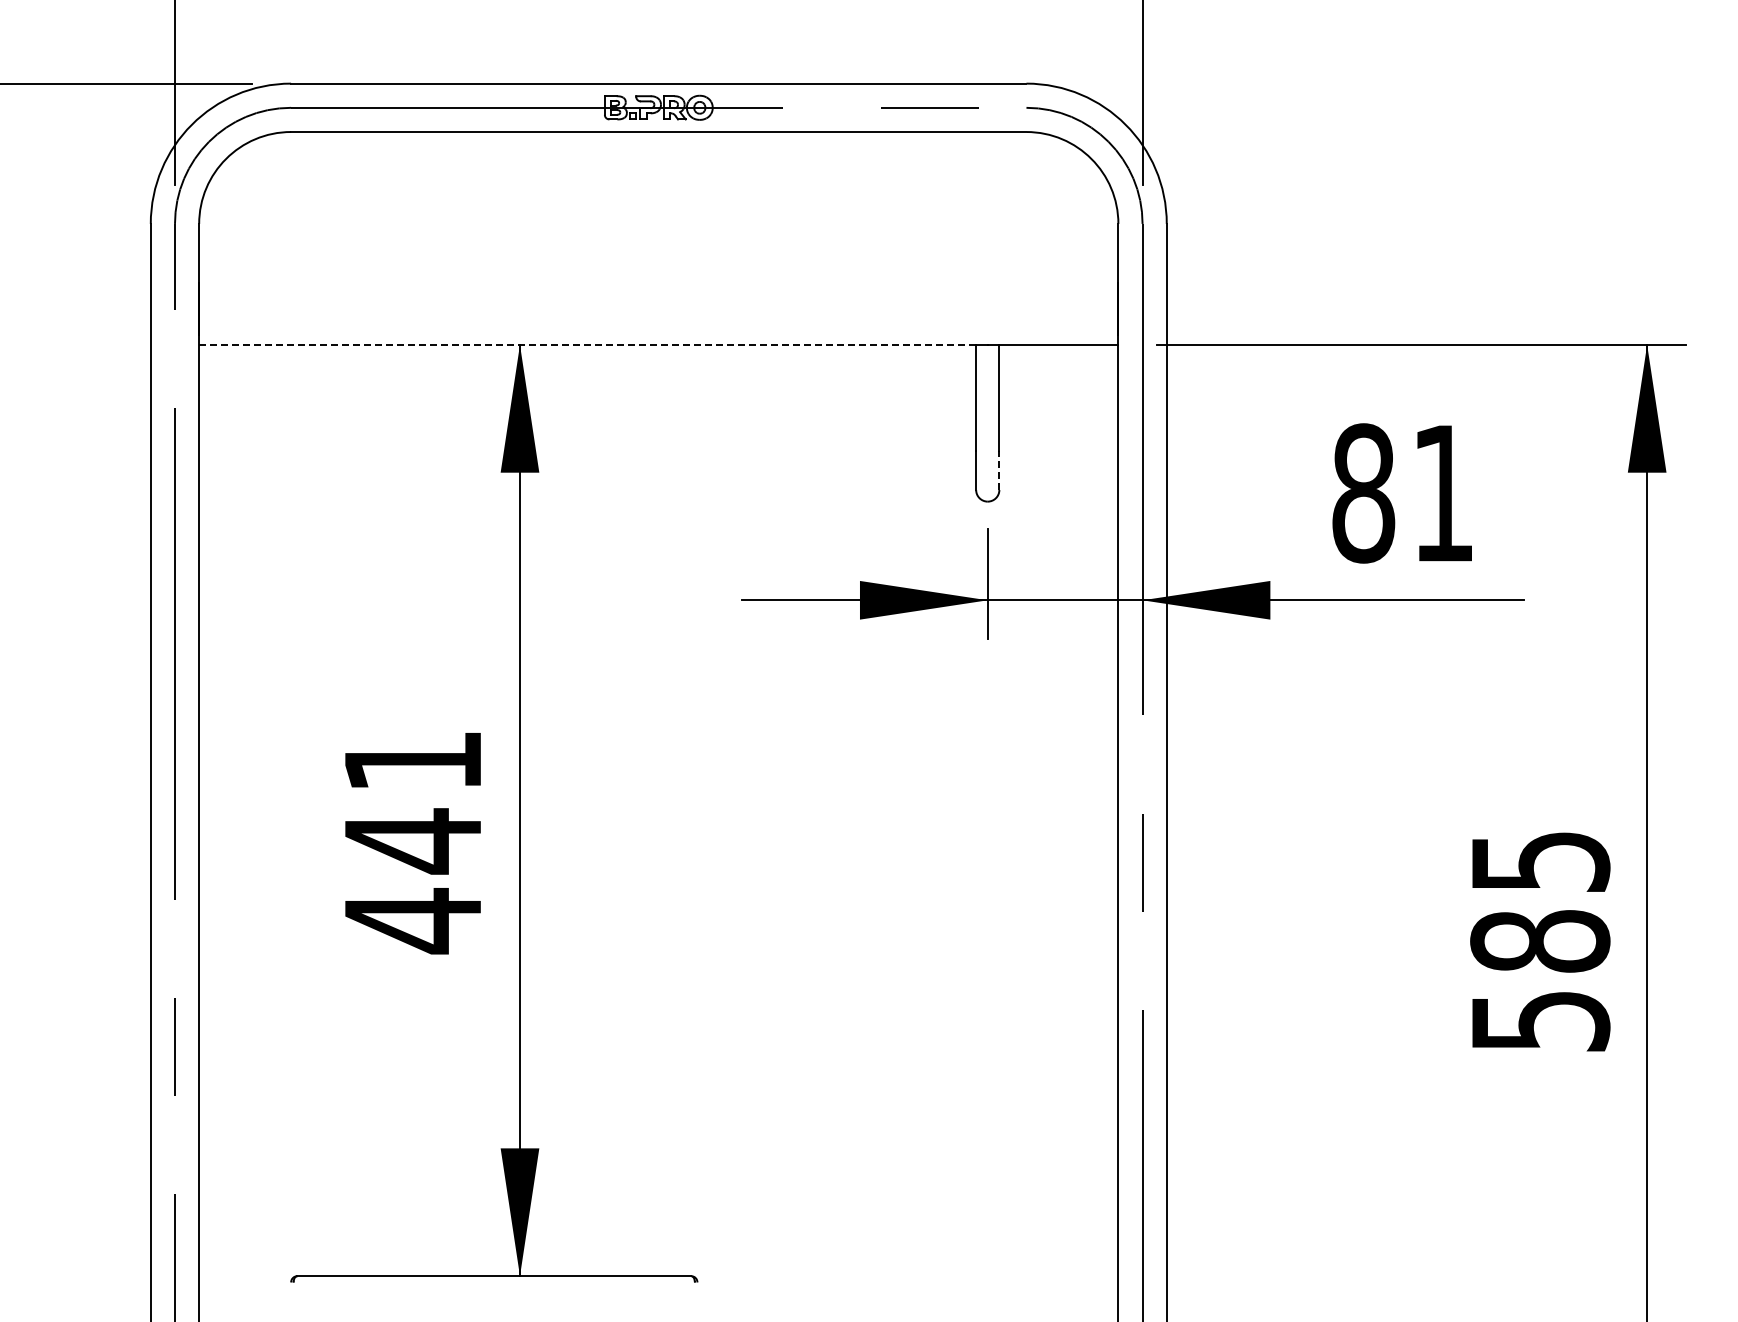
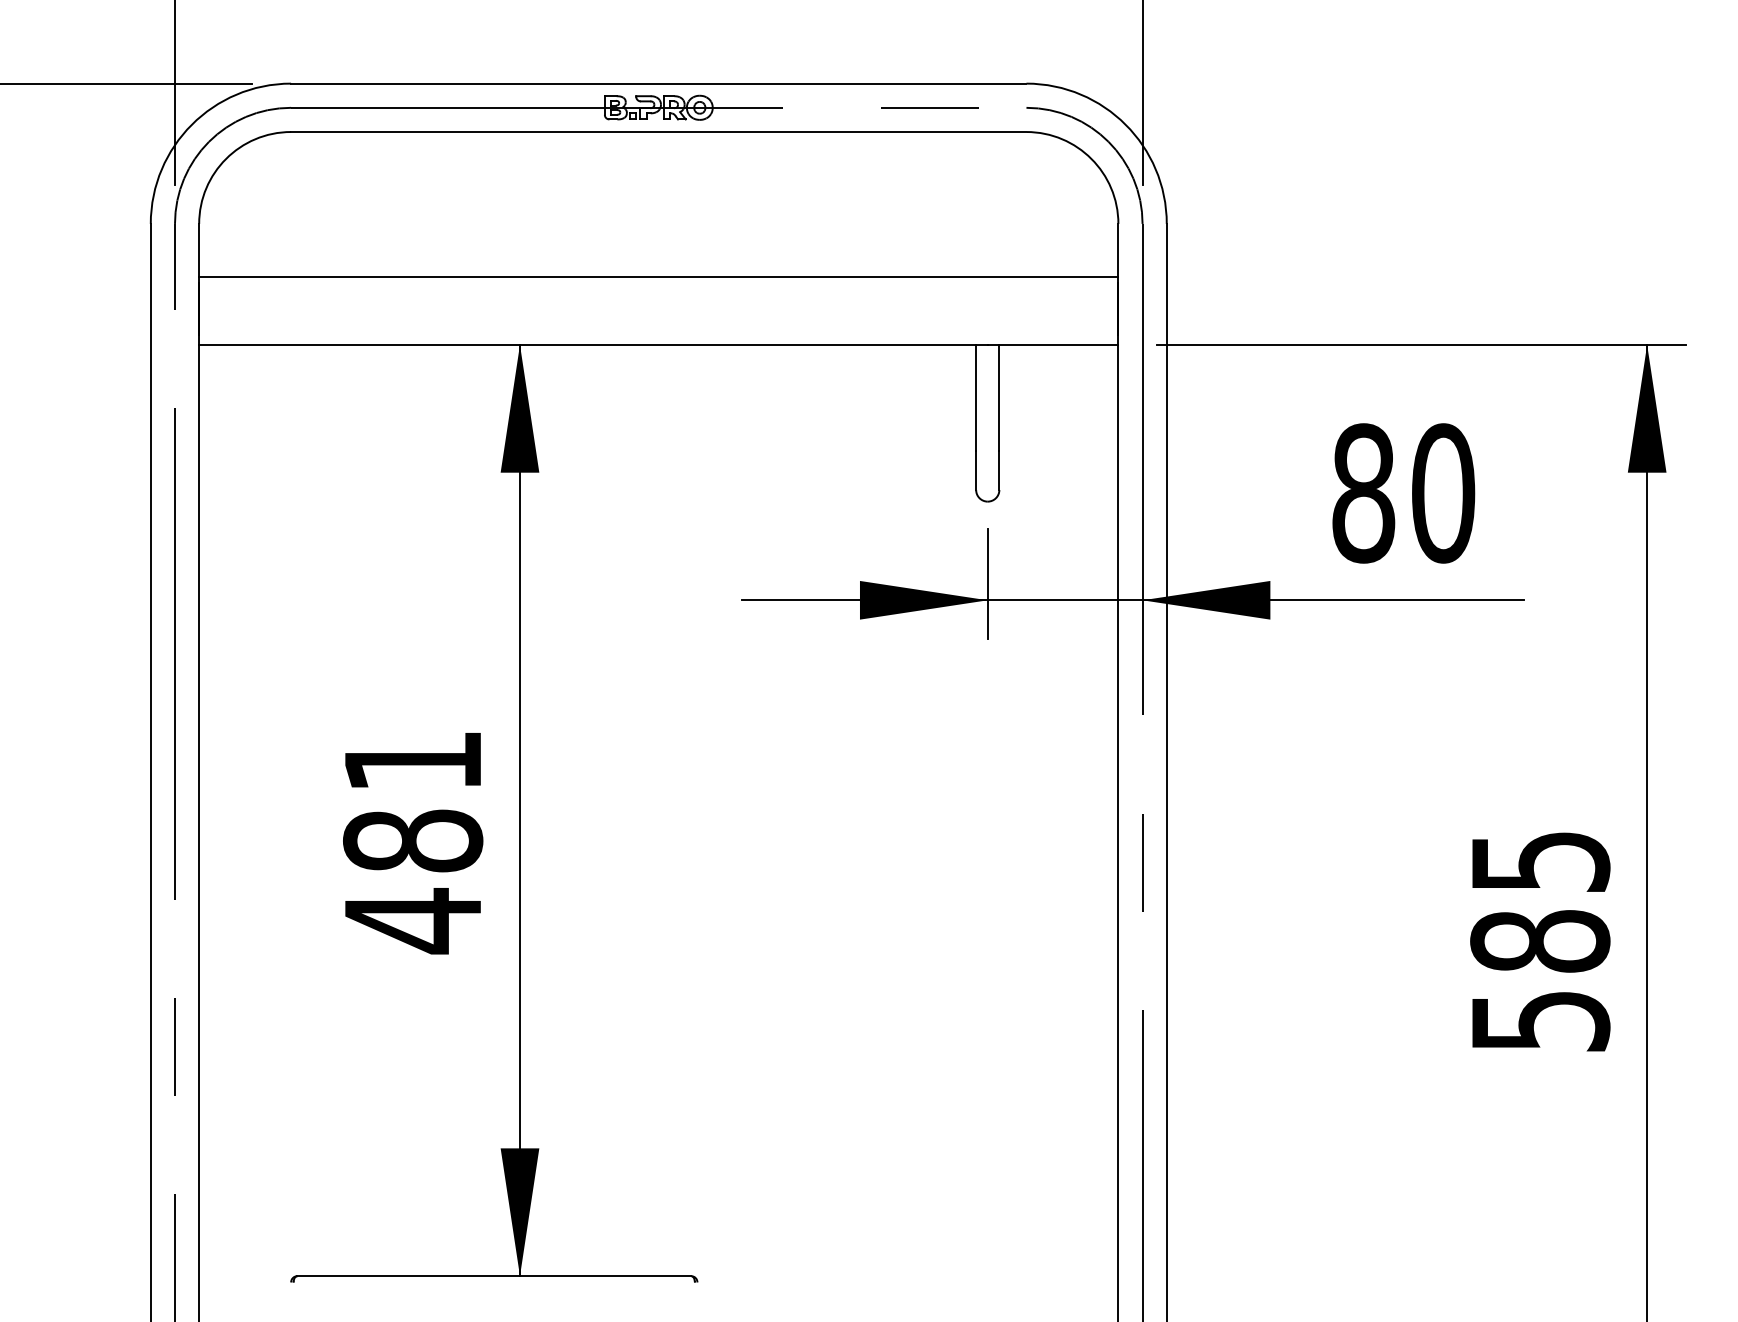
line: none -> present (658, 277)
line: dashed -> solid (587, 344)
line: dashed -> solid (999, 470)
text: 81 -> 80 (1443, 493)
text: 441 -> 481 (413, 841)
